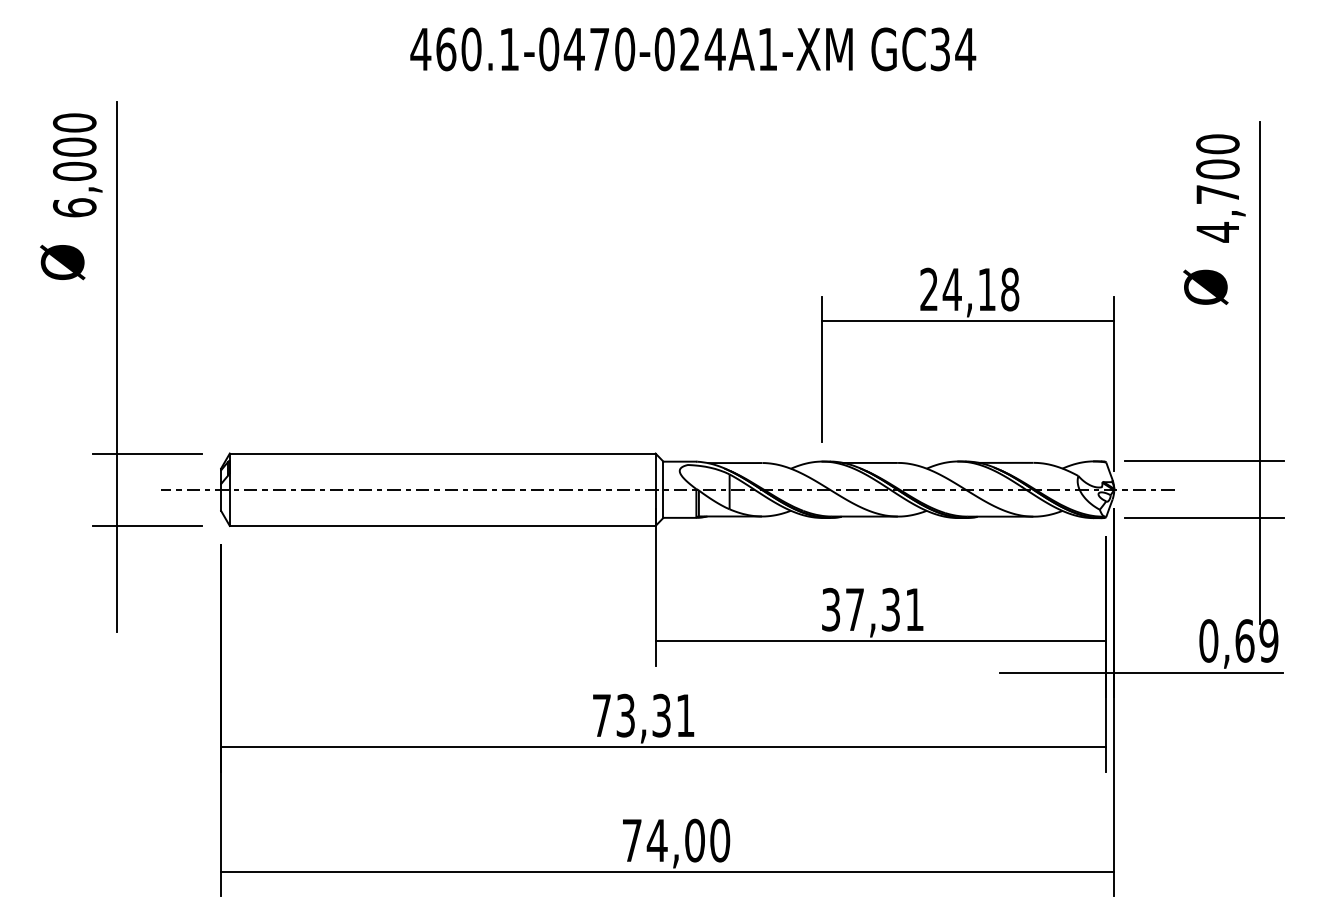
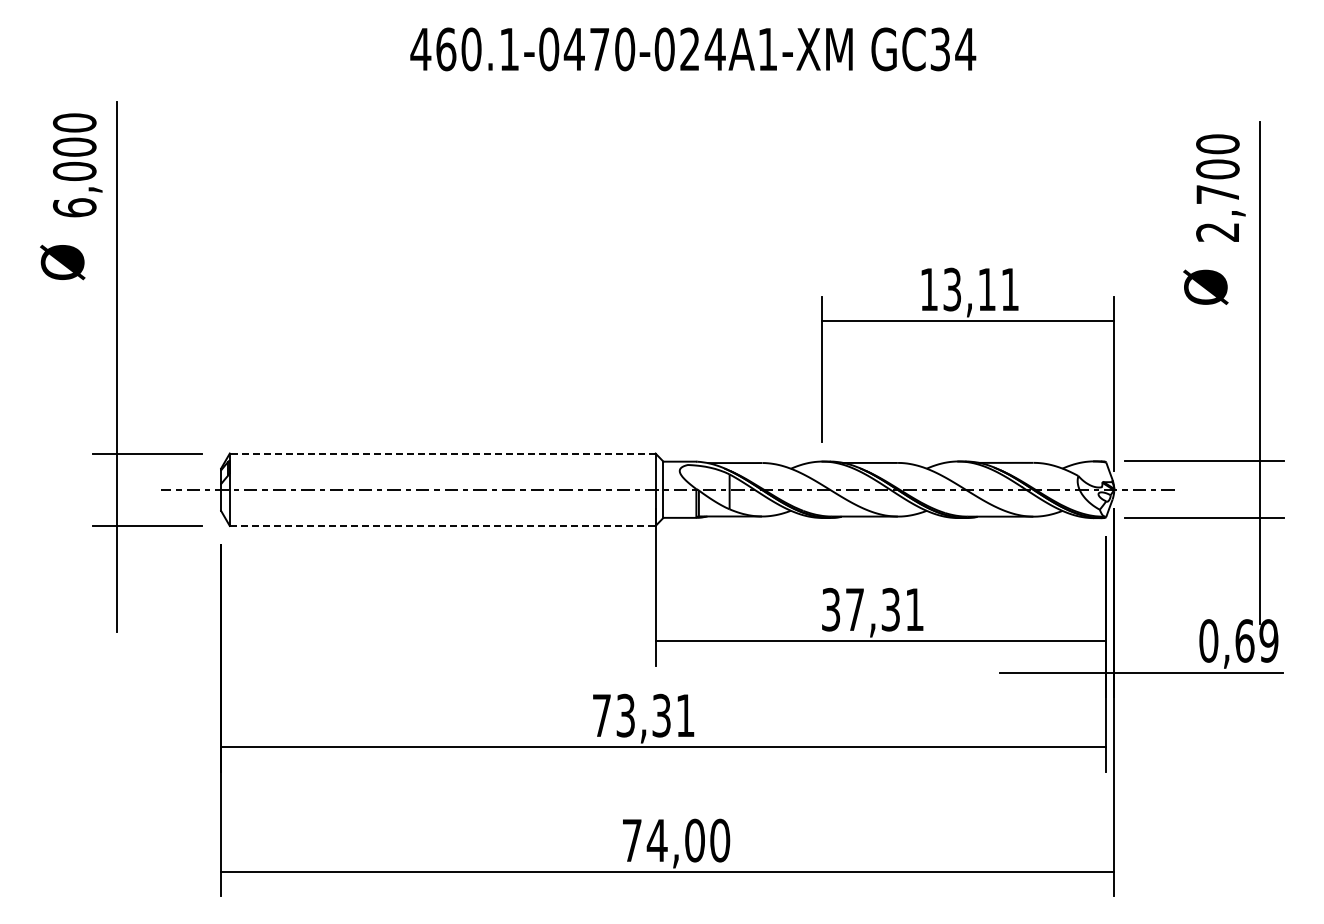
text: 4,700 -> 2,700 (1217, 232)
text: 24,18 -> 13,11 (969, 289)
line: solid -> dashed (442, 453)
line: solid -> dashed (442, 525)
